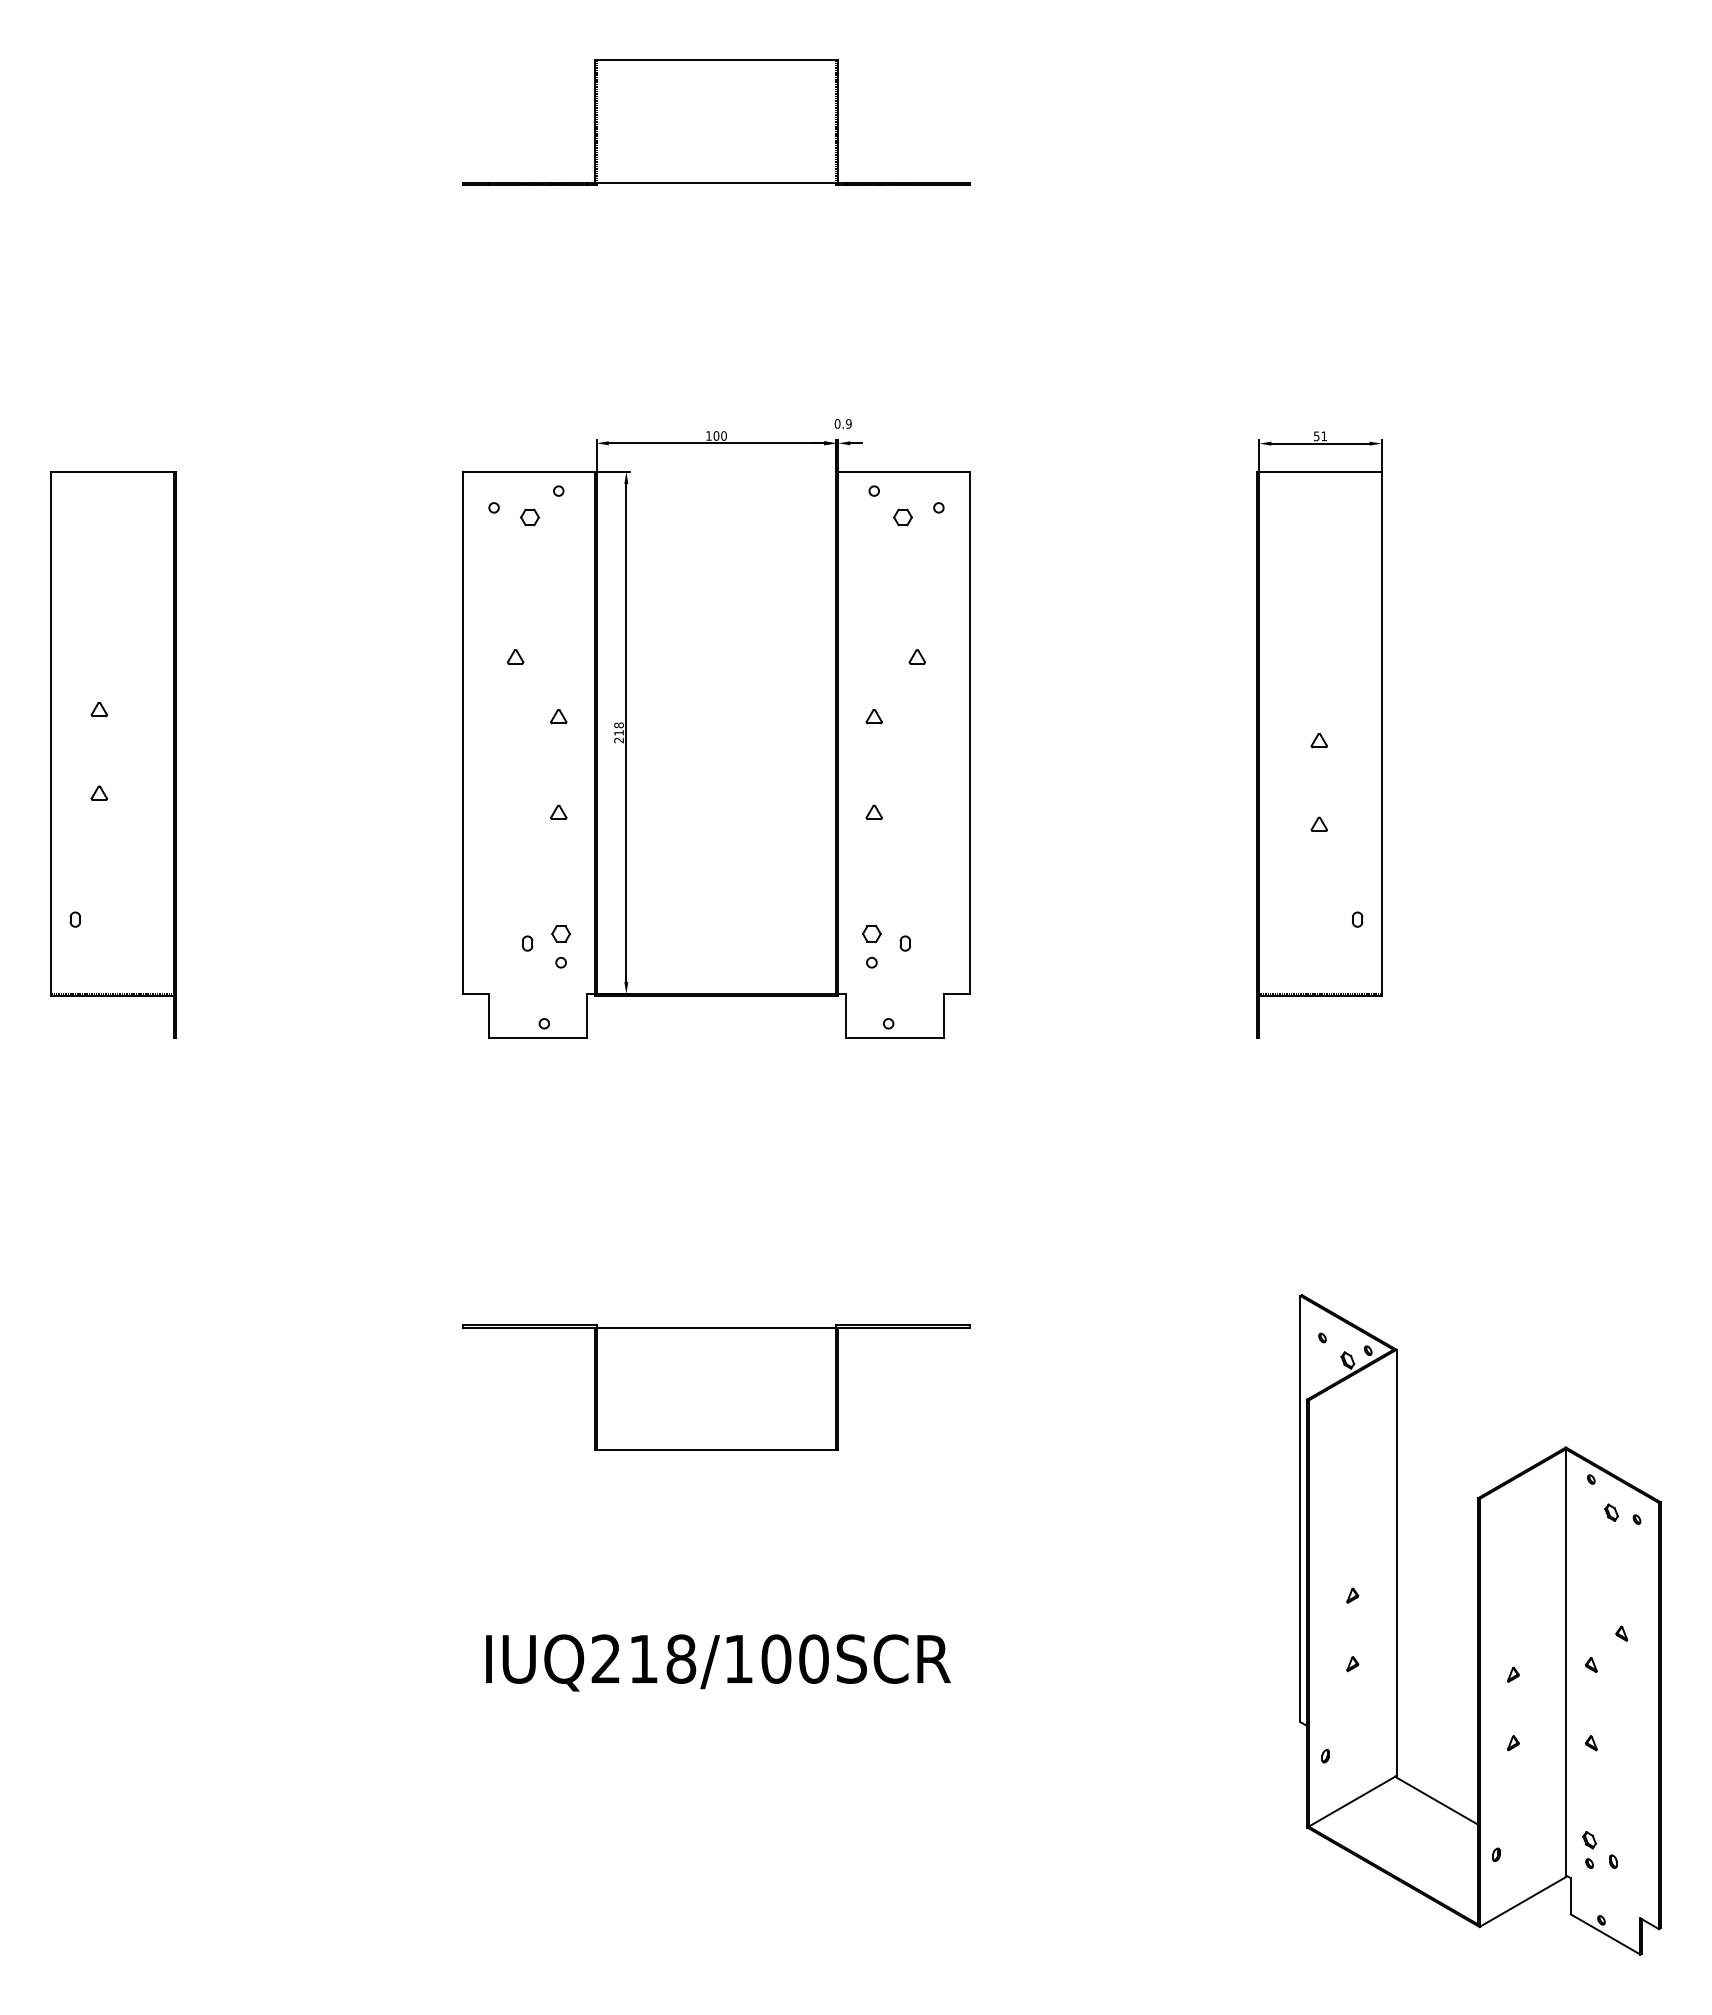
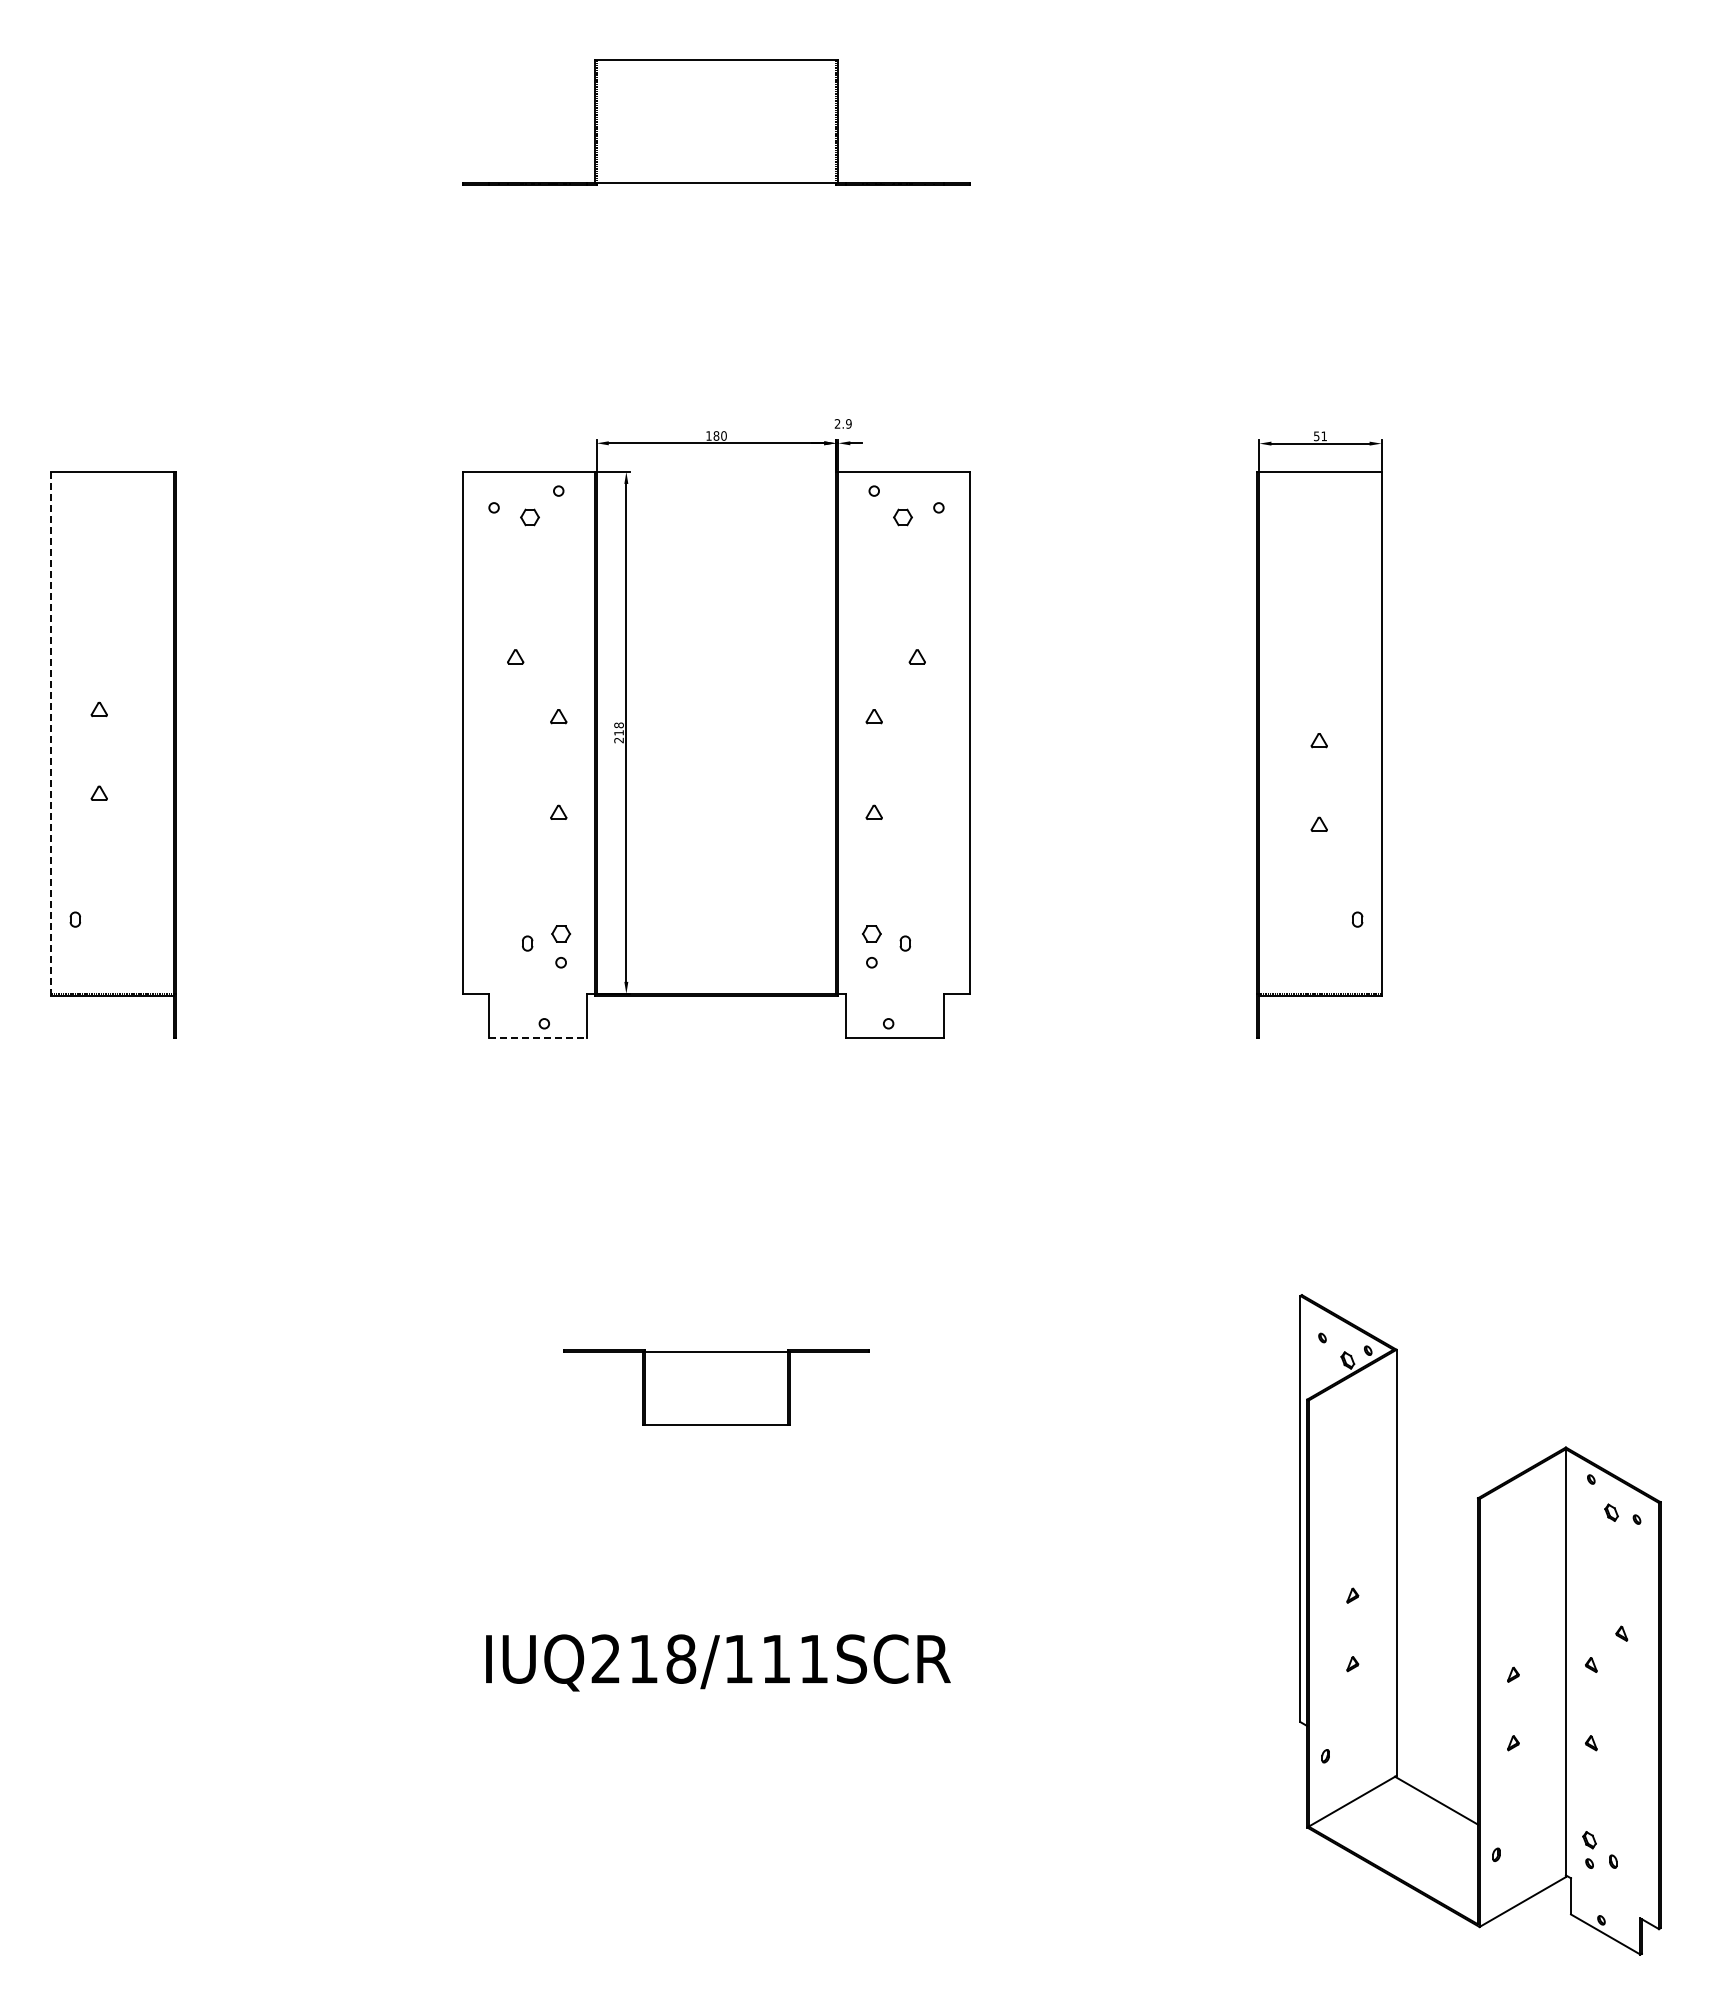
text: 0.9 -> 2.9 (837, 423)
text: 100 -> 180 (716, 435)
line: solid -> dashed (51, 733)
line: solid -> dashed (538, 1038)
part size: 509x127 px -> 307x77 px (716, 1387)
text: IUQ218/100SCR -> IUQ218/111SCR (794, 1658)
